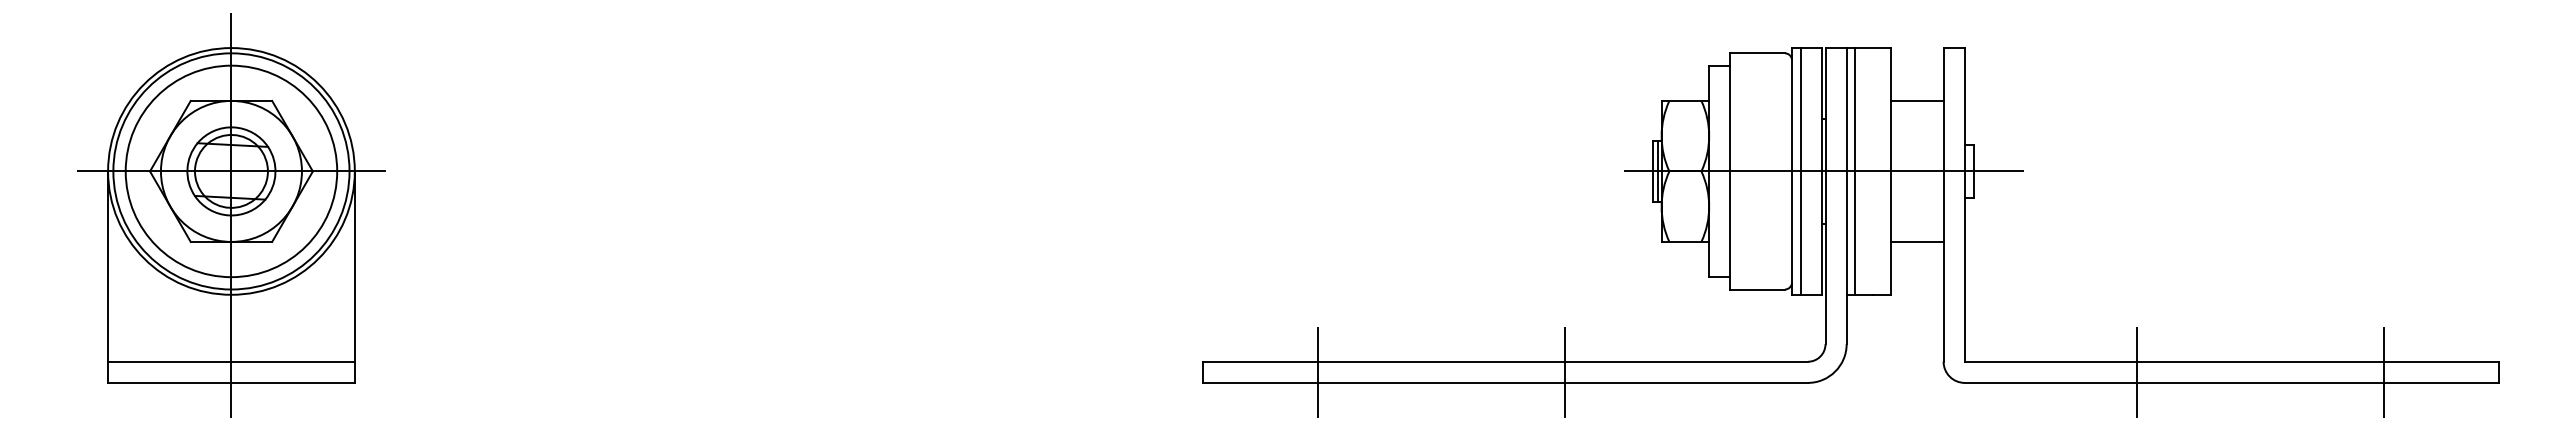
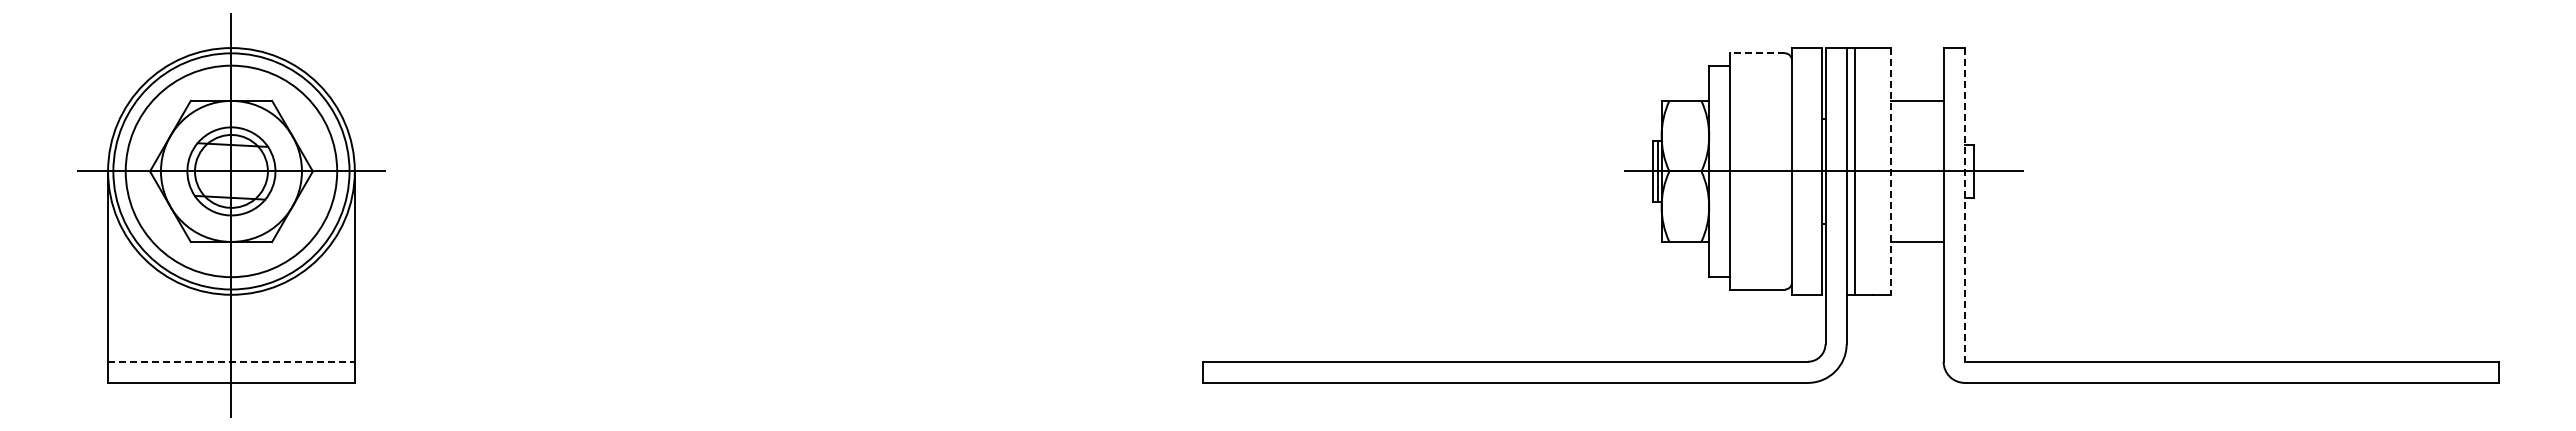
line: solid -> dashed (1757, 53)
line: present -> none (1800, 171)
line: solid -> dashed (1890, 171)
line: solid -> dashed (1964, 204)
line: solid -> dashed (231, 361)
line: present -> none (1317, 372)
line: present -> none (1564, 372)
line: present -> none (2137, 372)
line: present -> none (2384, 372)
